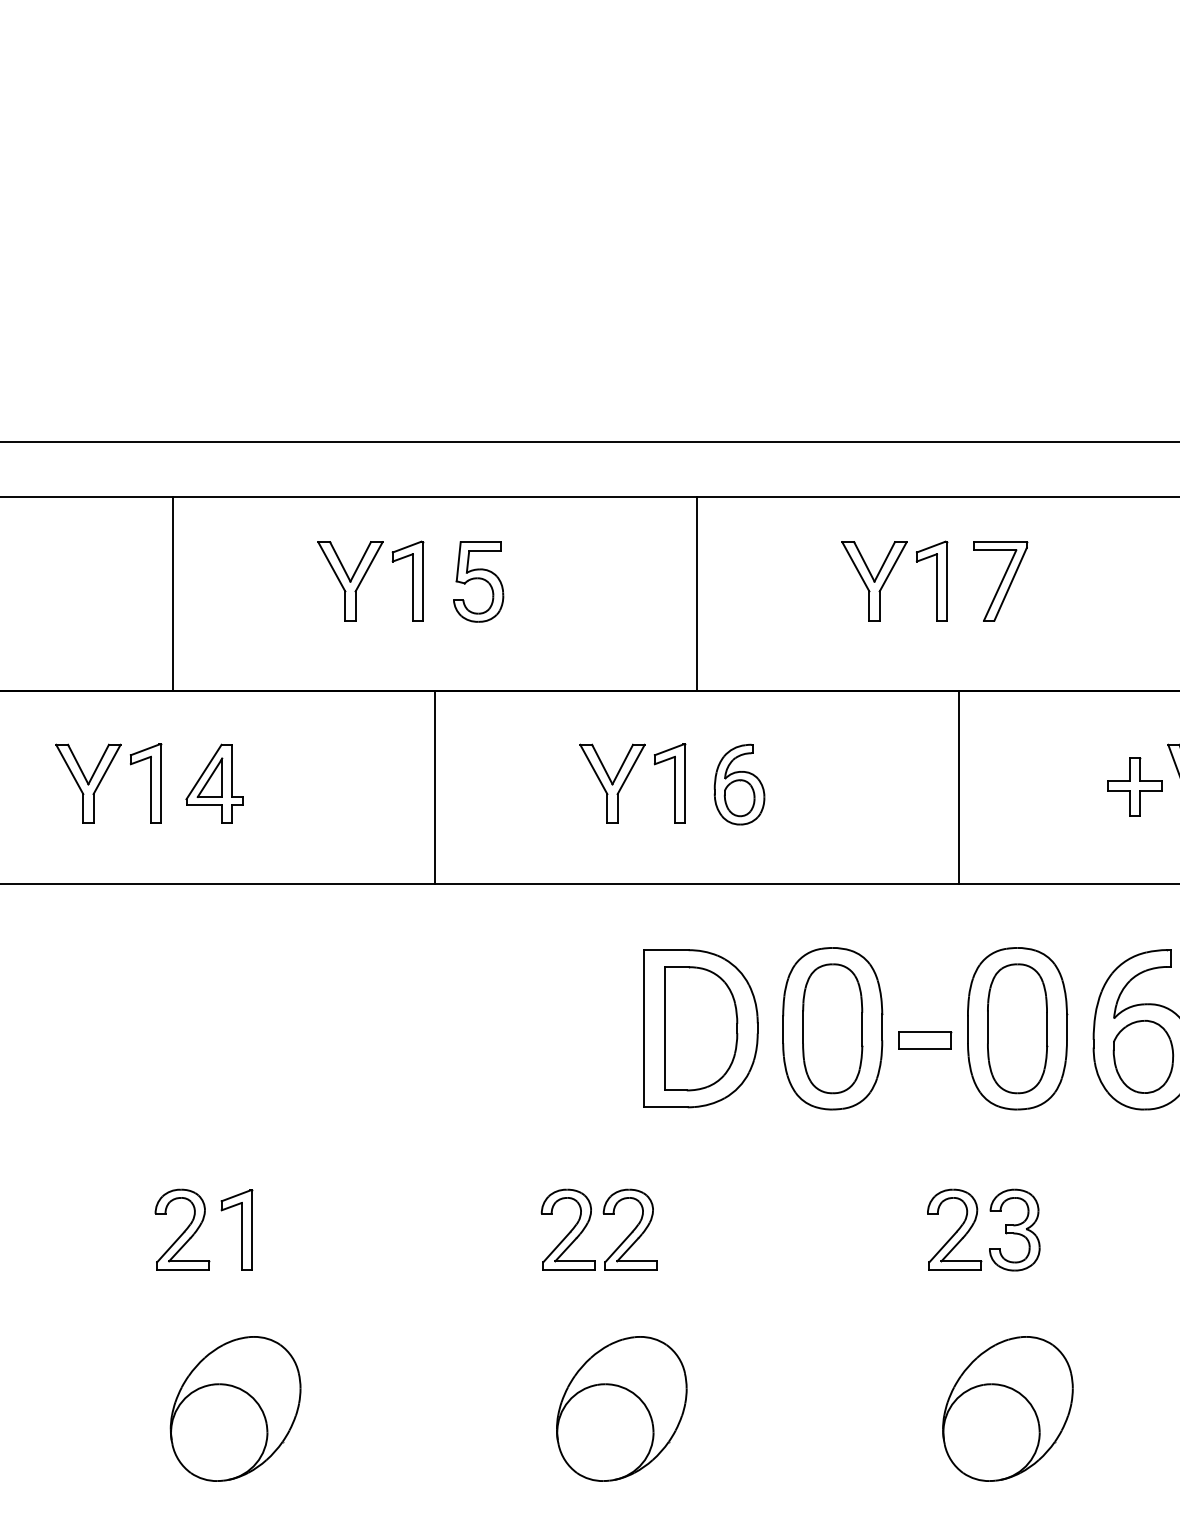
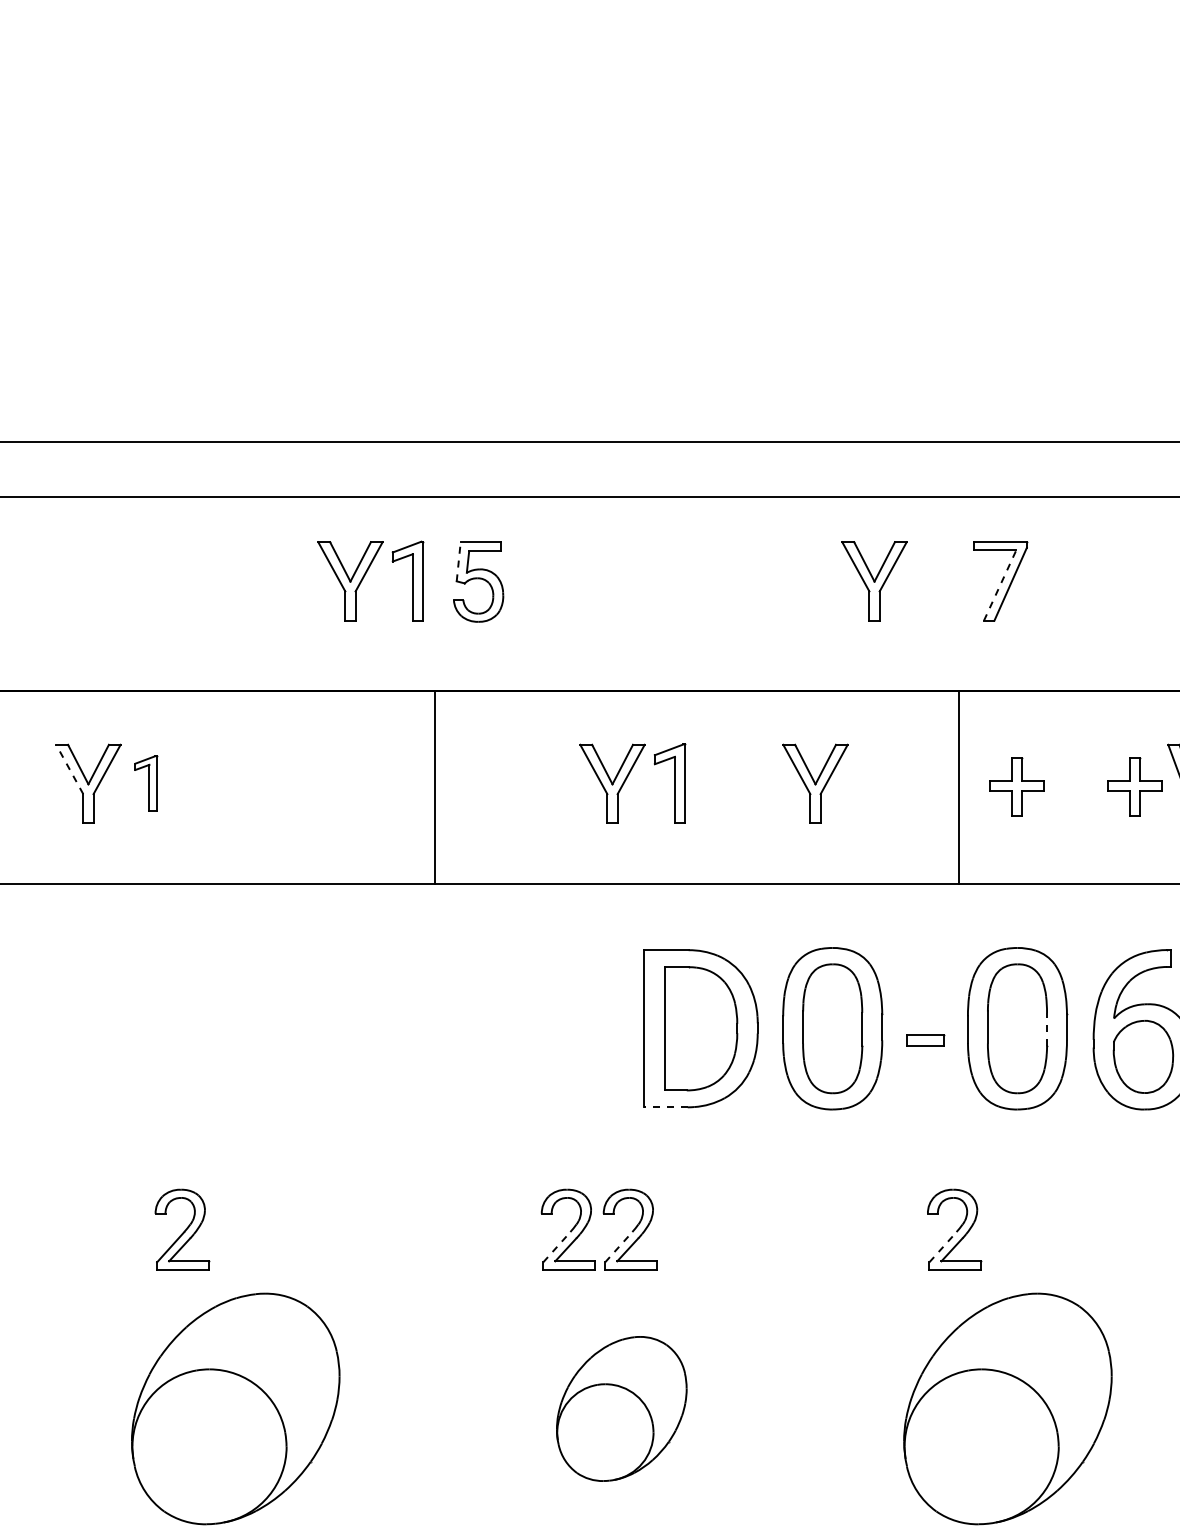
line: solid -> dashed (458, 561)
part: present -> none (931, 580)
line: solid -> dashed (1000, 585)
line: present -> none (172, 593)
line: present -> none (696, 593)
line: solid -> dashed (69, 769)
part size: 34x81 px -> 25x57 px (146, 783)
part: present -> none (214, 783)
part: none -> present (815, 783)
part: present -> none (739, 784)
part: none -> present (1016, 786)
line: solid -> dashed (1047, 1028)
part size: 55x19 px -> 40x13 px (925, 1040)
line: solid -> dashed (666, 1107)
part: present -> none (236, 1229)
part: present -> none (1014, 1229)
line: solid -> dashed (557, 1246)
line: solid -> dashed (619, 1246)
line: solid -> dashed (943, 1246)
part size: 133x146 px -> 210x234 px (235, 1408)
part size: 132x146 px -> 210x234 px (1007, 1408)
